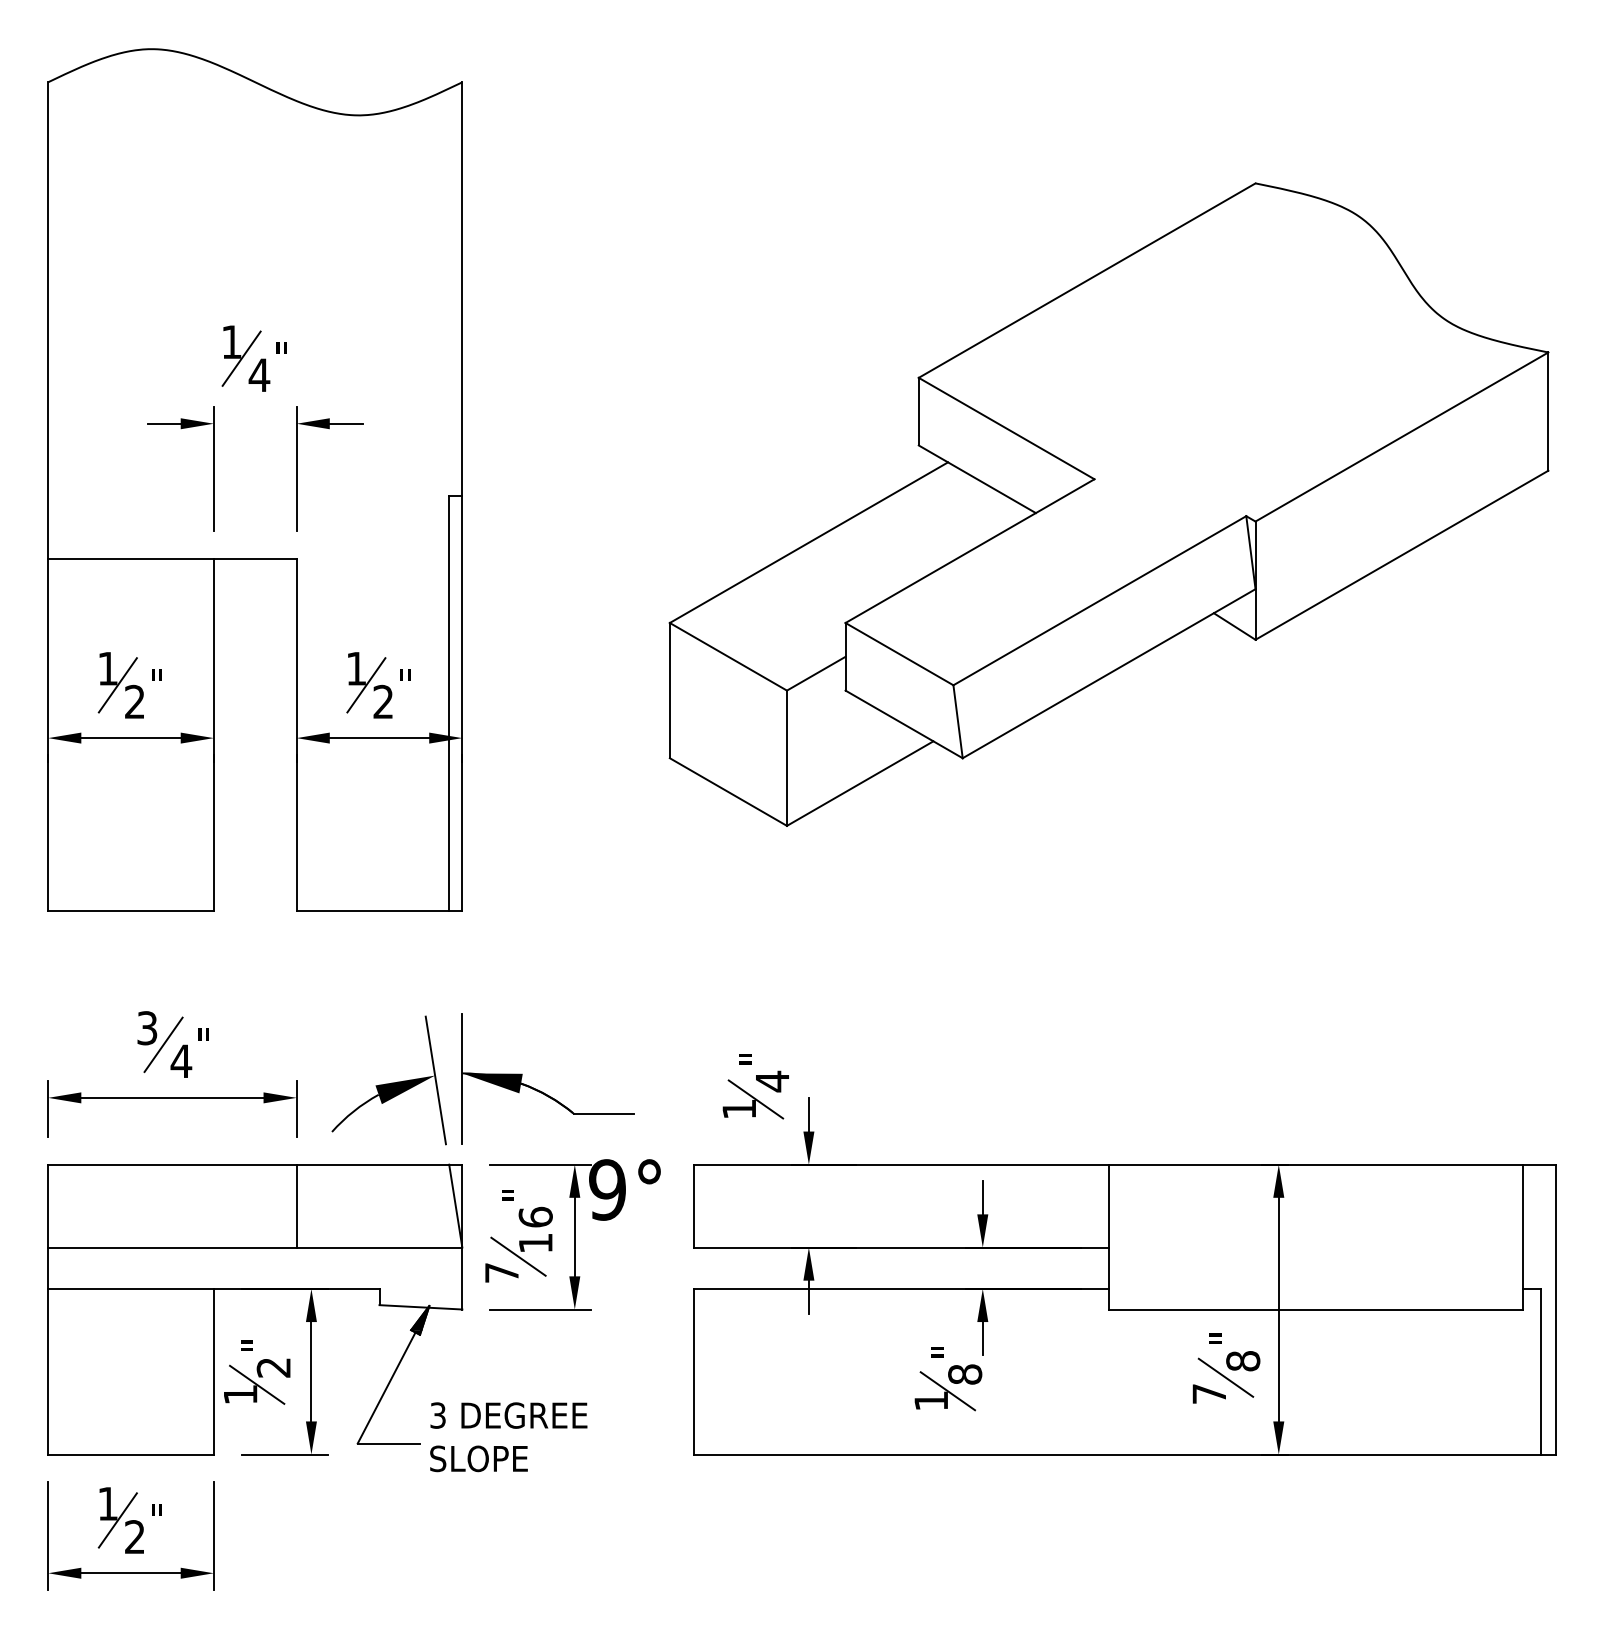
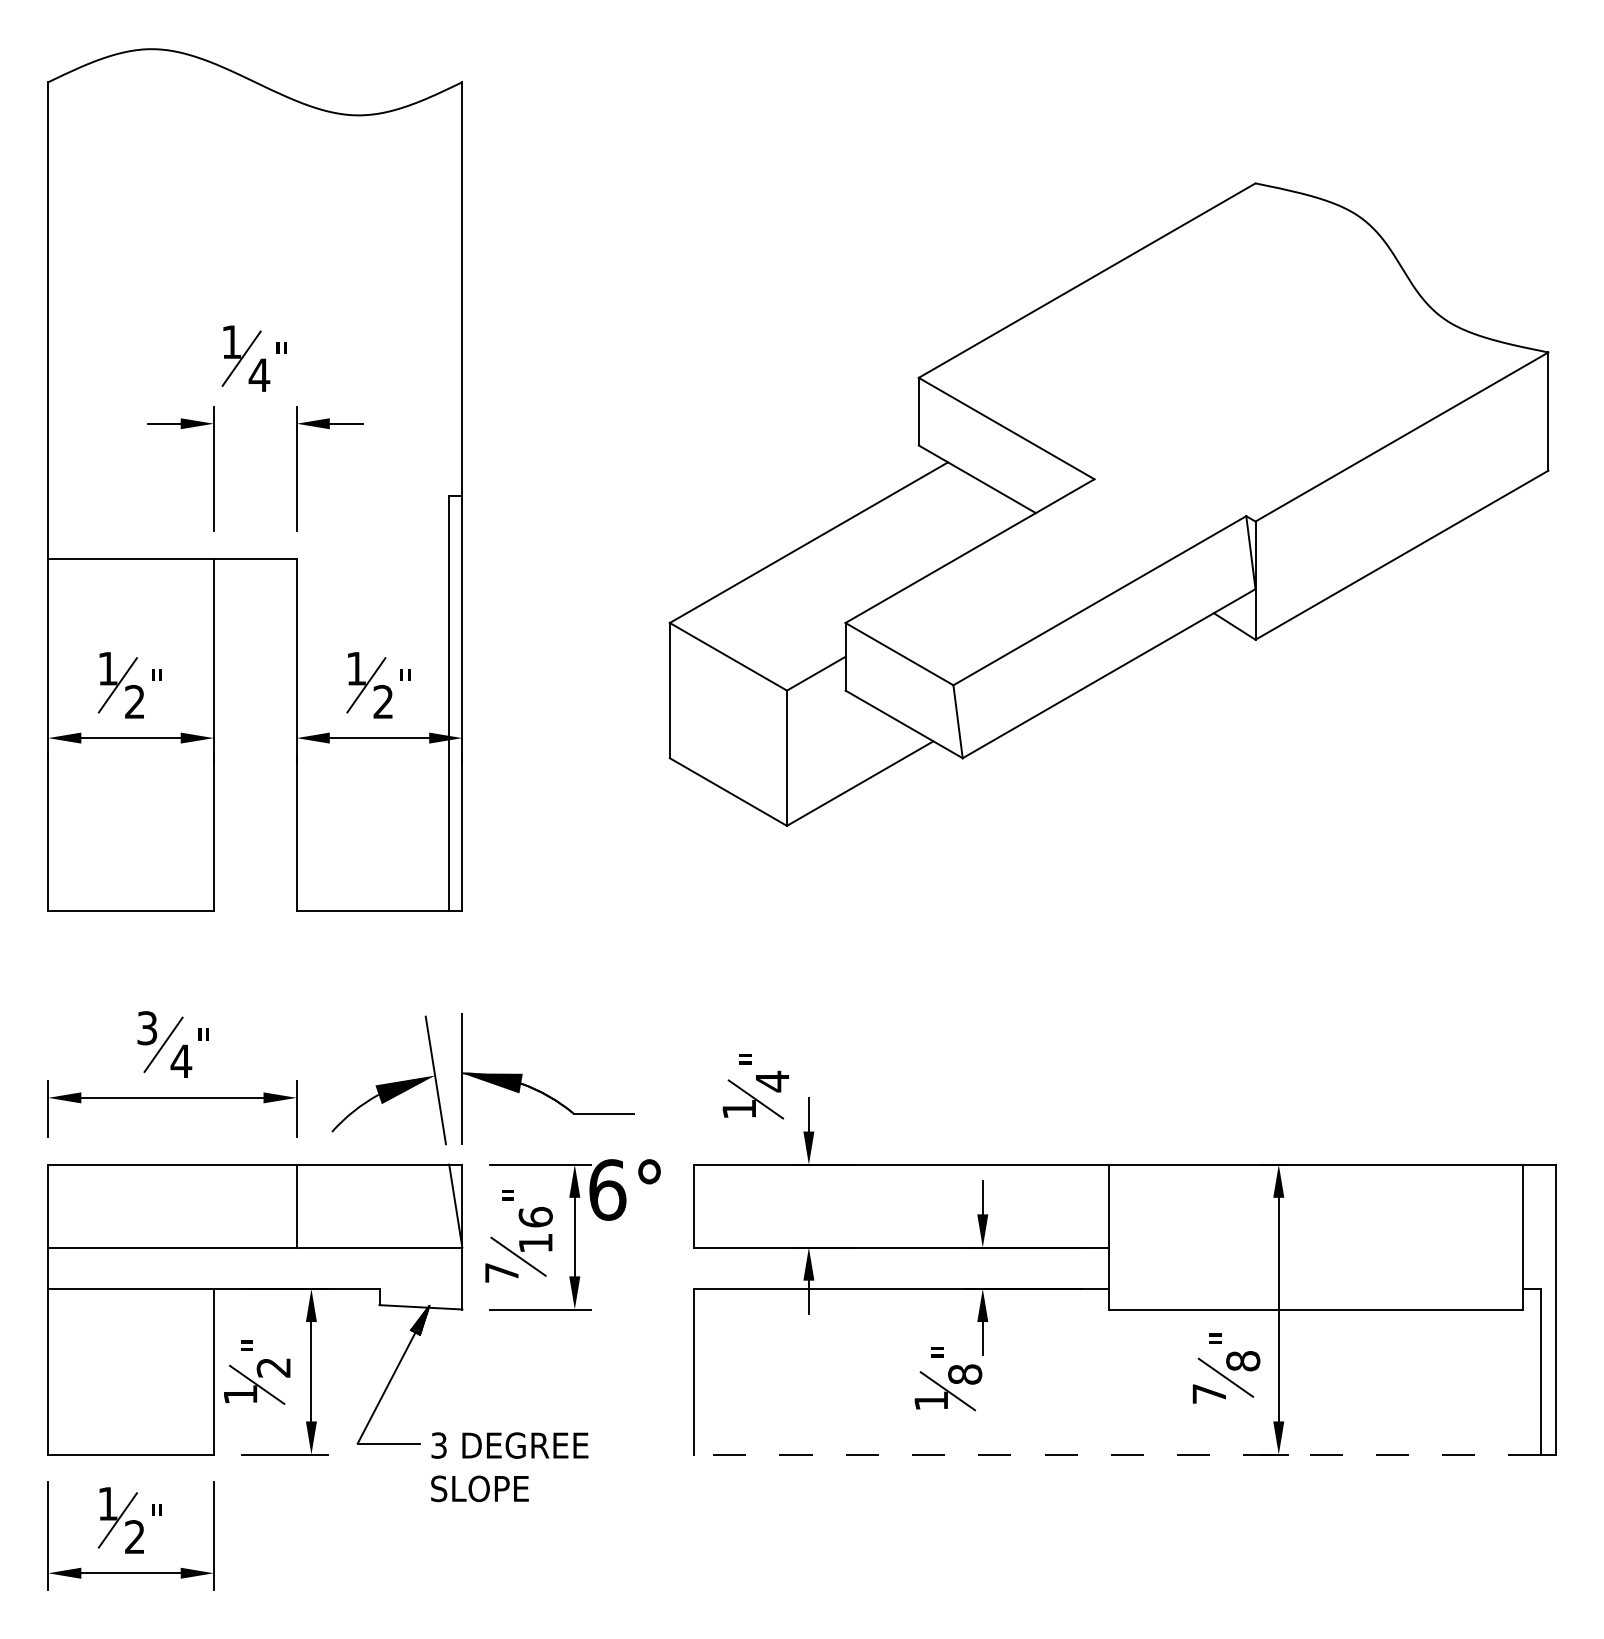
text: 9° -> 6° (607, 1189)
text position: (508, 1437) -> (509, 1467) (509, 1467)
line: solid -> dashed (1117, 1454)
